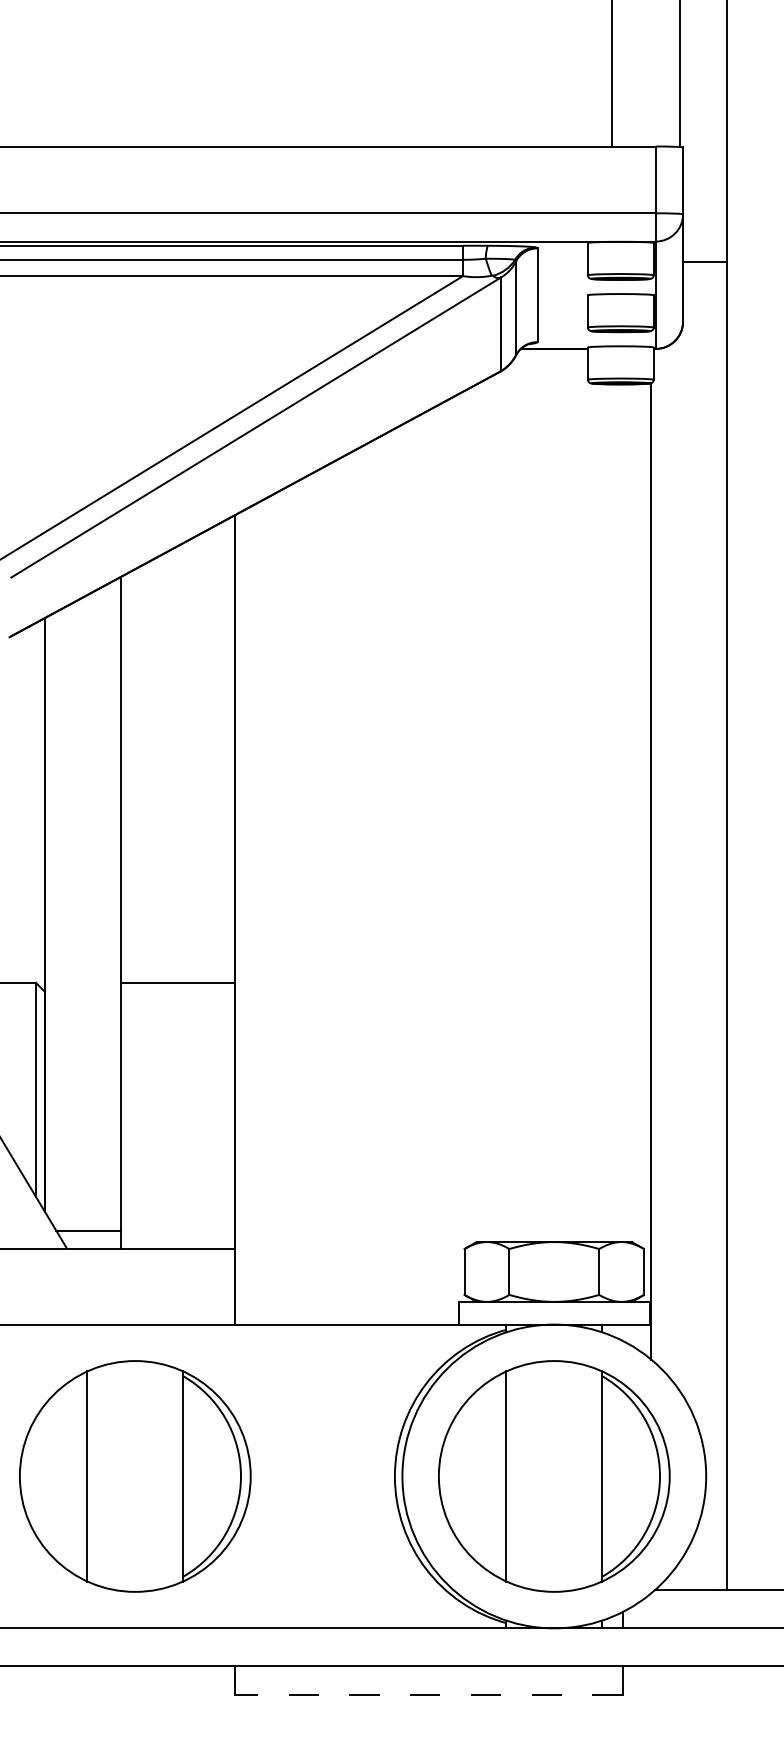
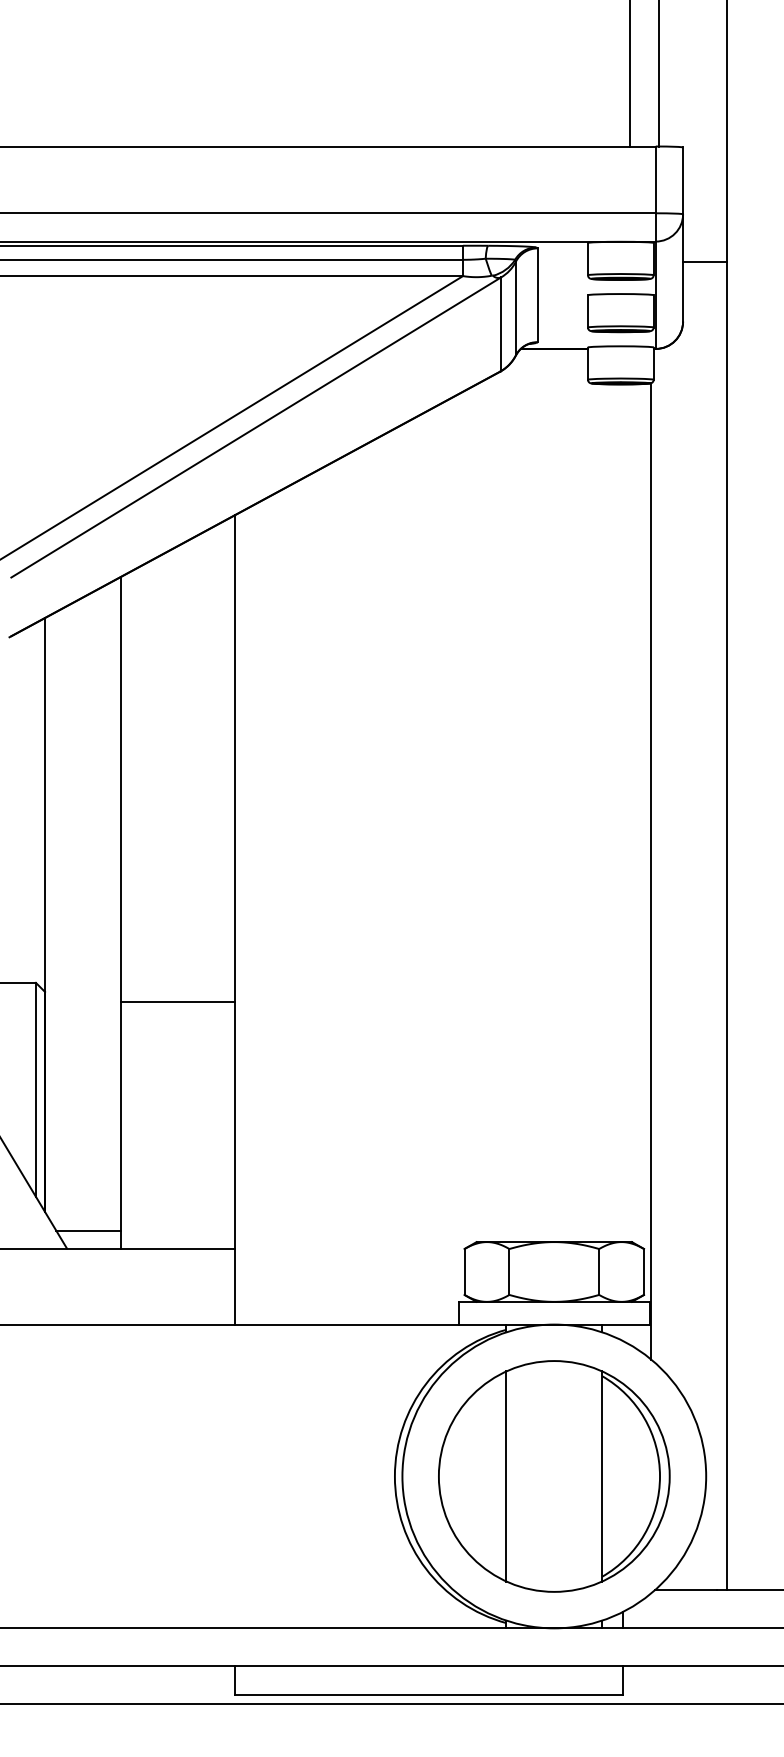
line position: (612, 74) -> (630, 74) (630, 74)
line position: (679, 74) -> (658, 74) (658, 74)
line position: (178, 982) -> (178, 1001) (178, 1001)
part: present -> none (135, 1476)
line: dashed -> solid (428, 1694)
line: none -> present (391, 1704)
